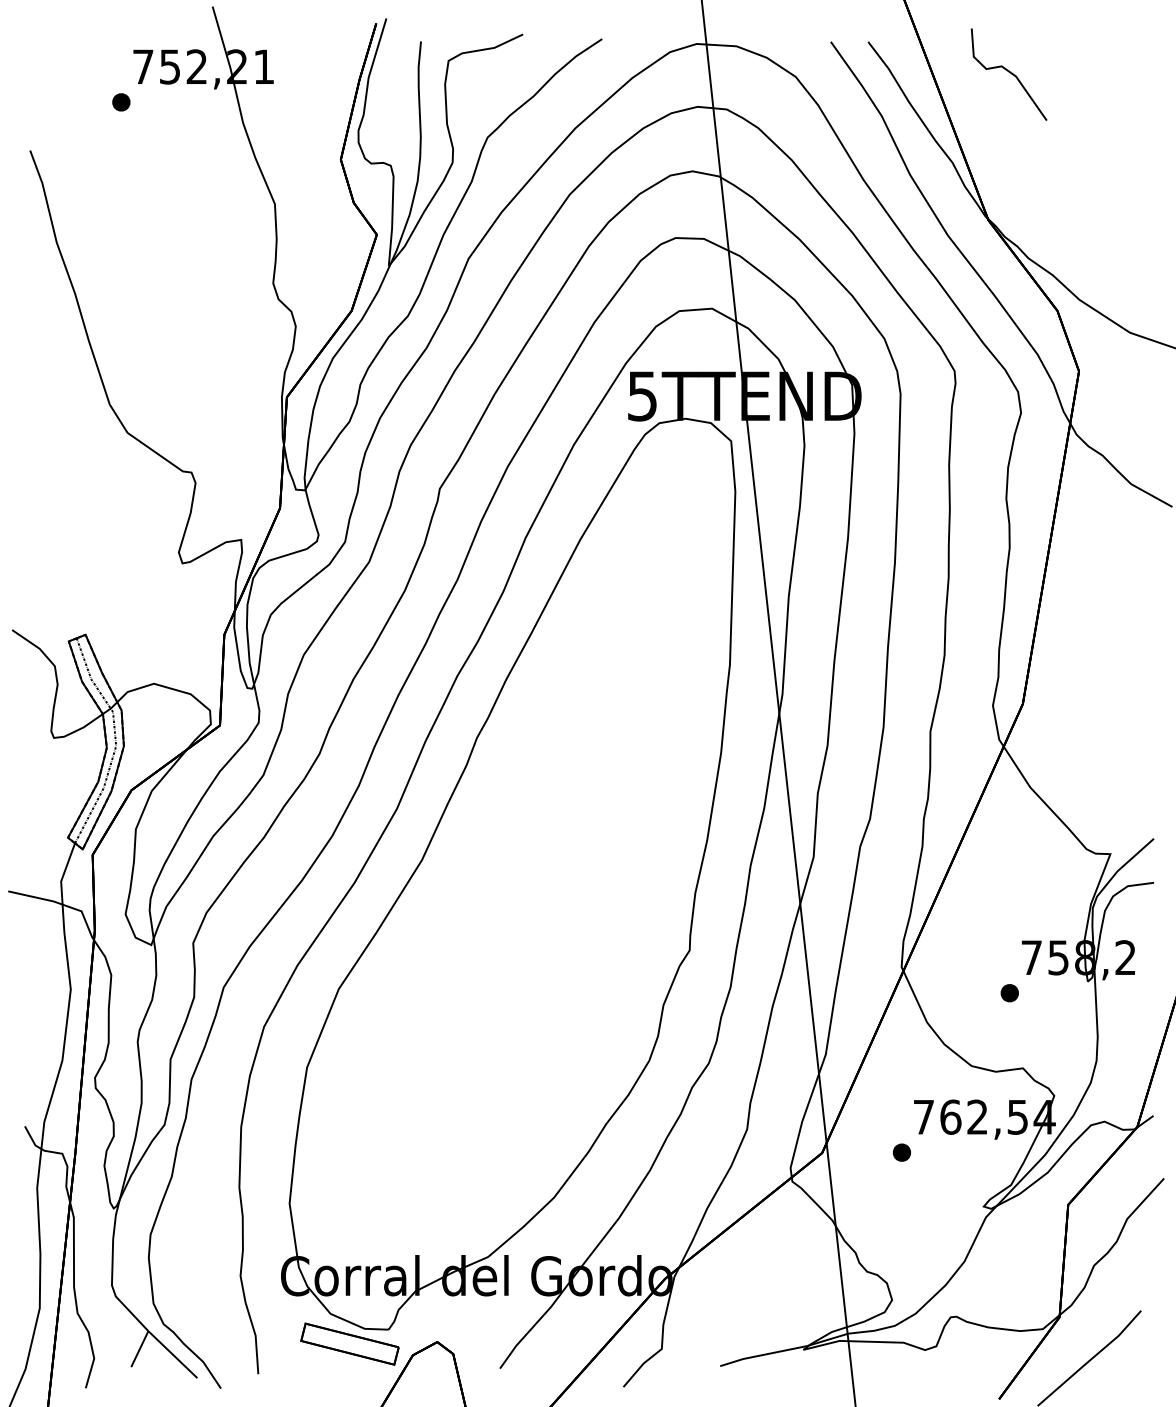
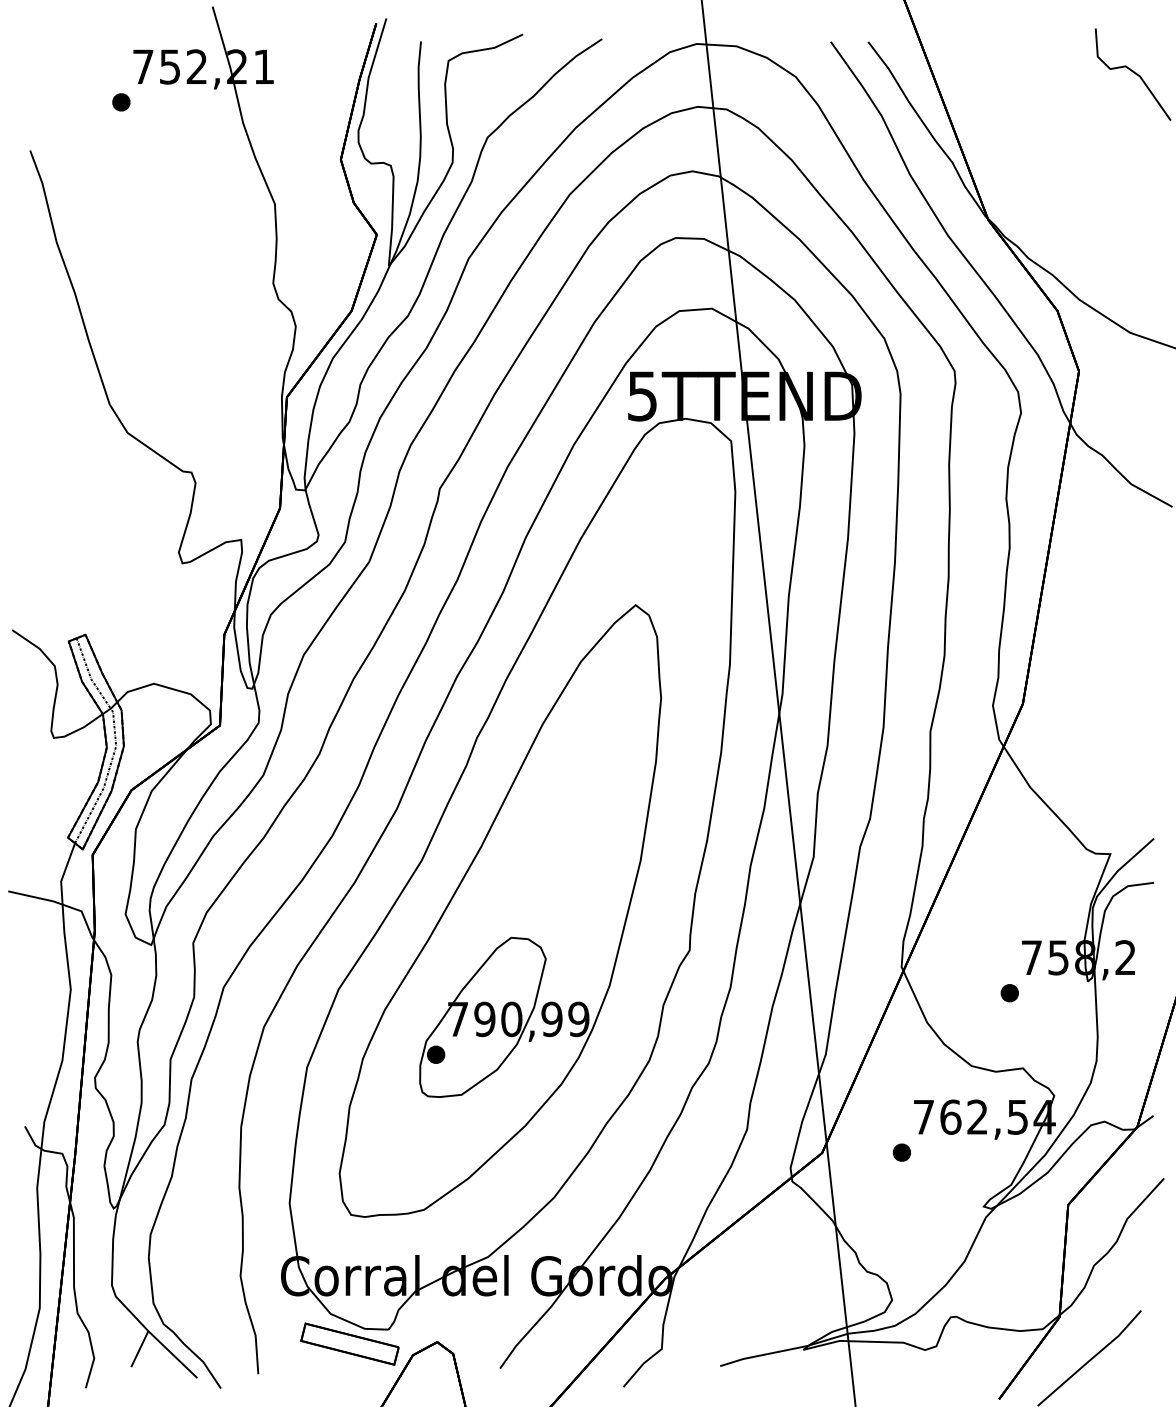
part position: (1008, 74) -> (1132, 74) (1132, 74)
part: none -> present (499, 910)
